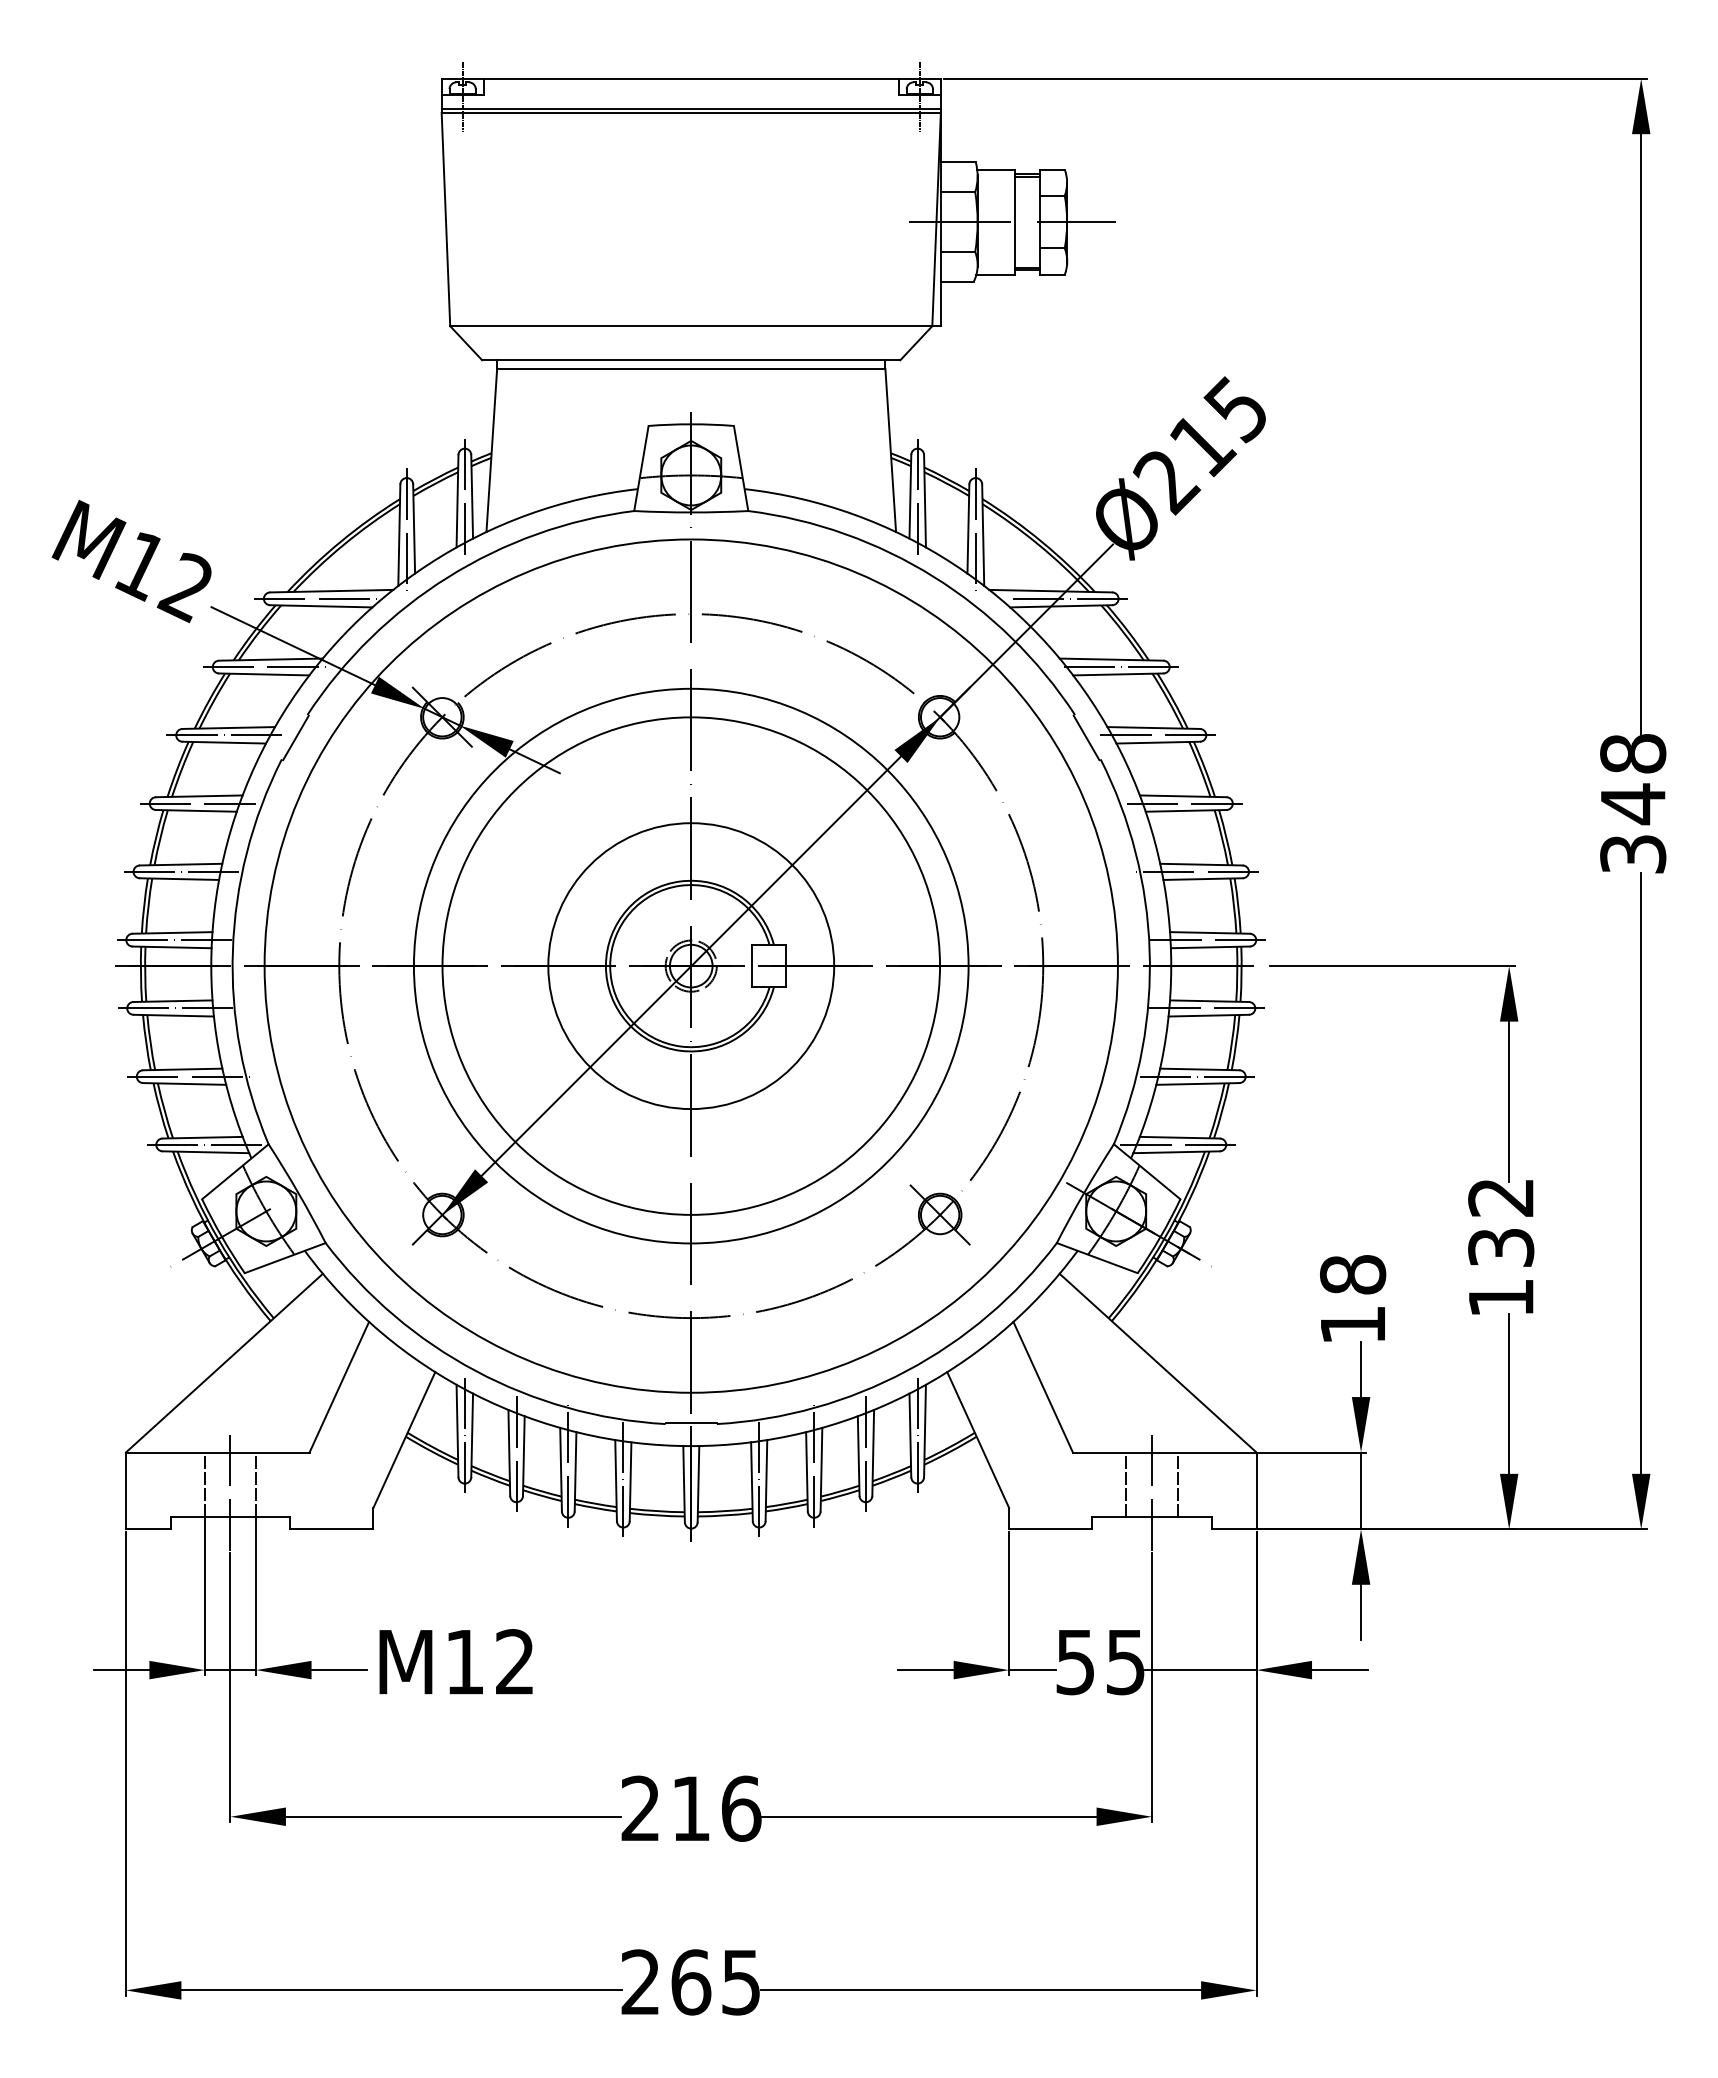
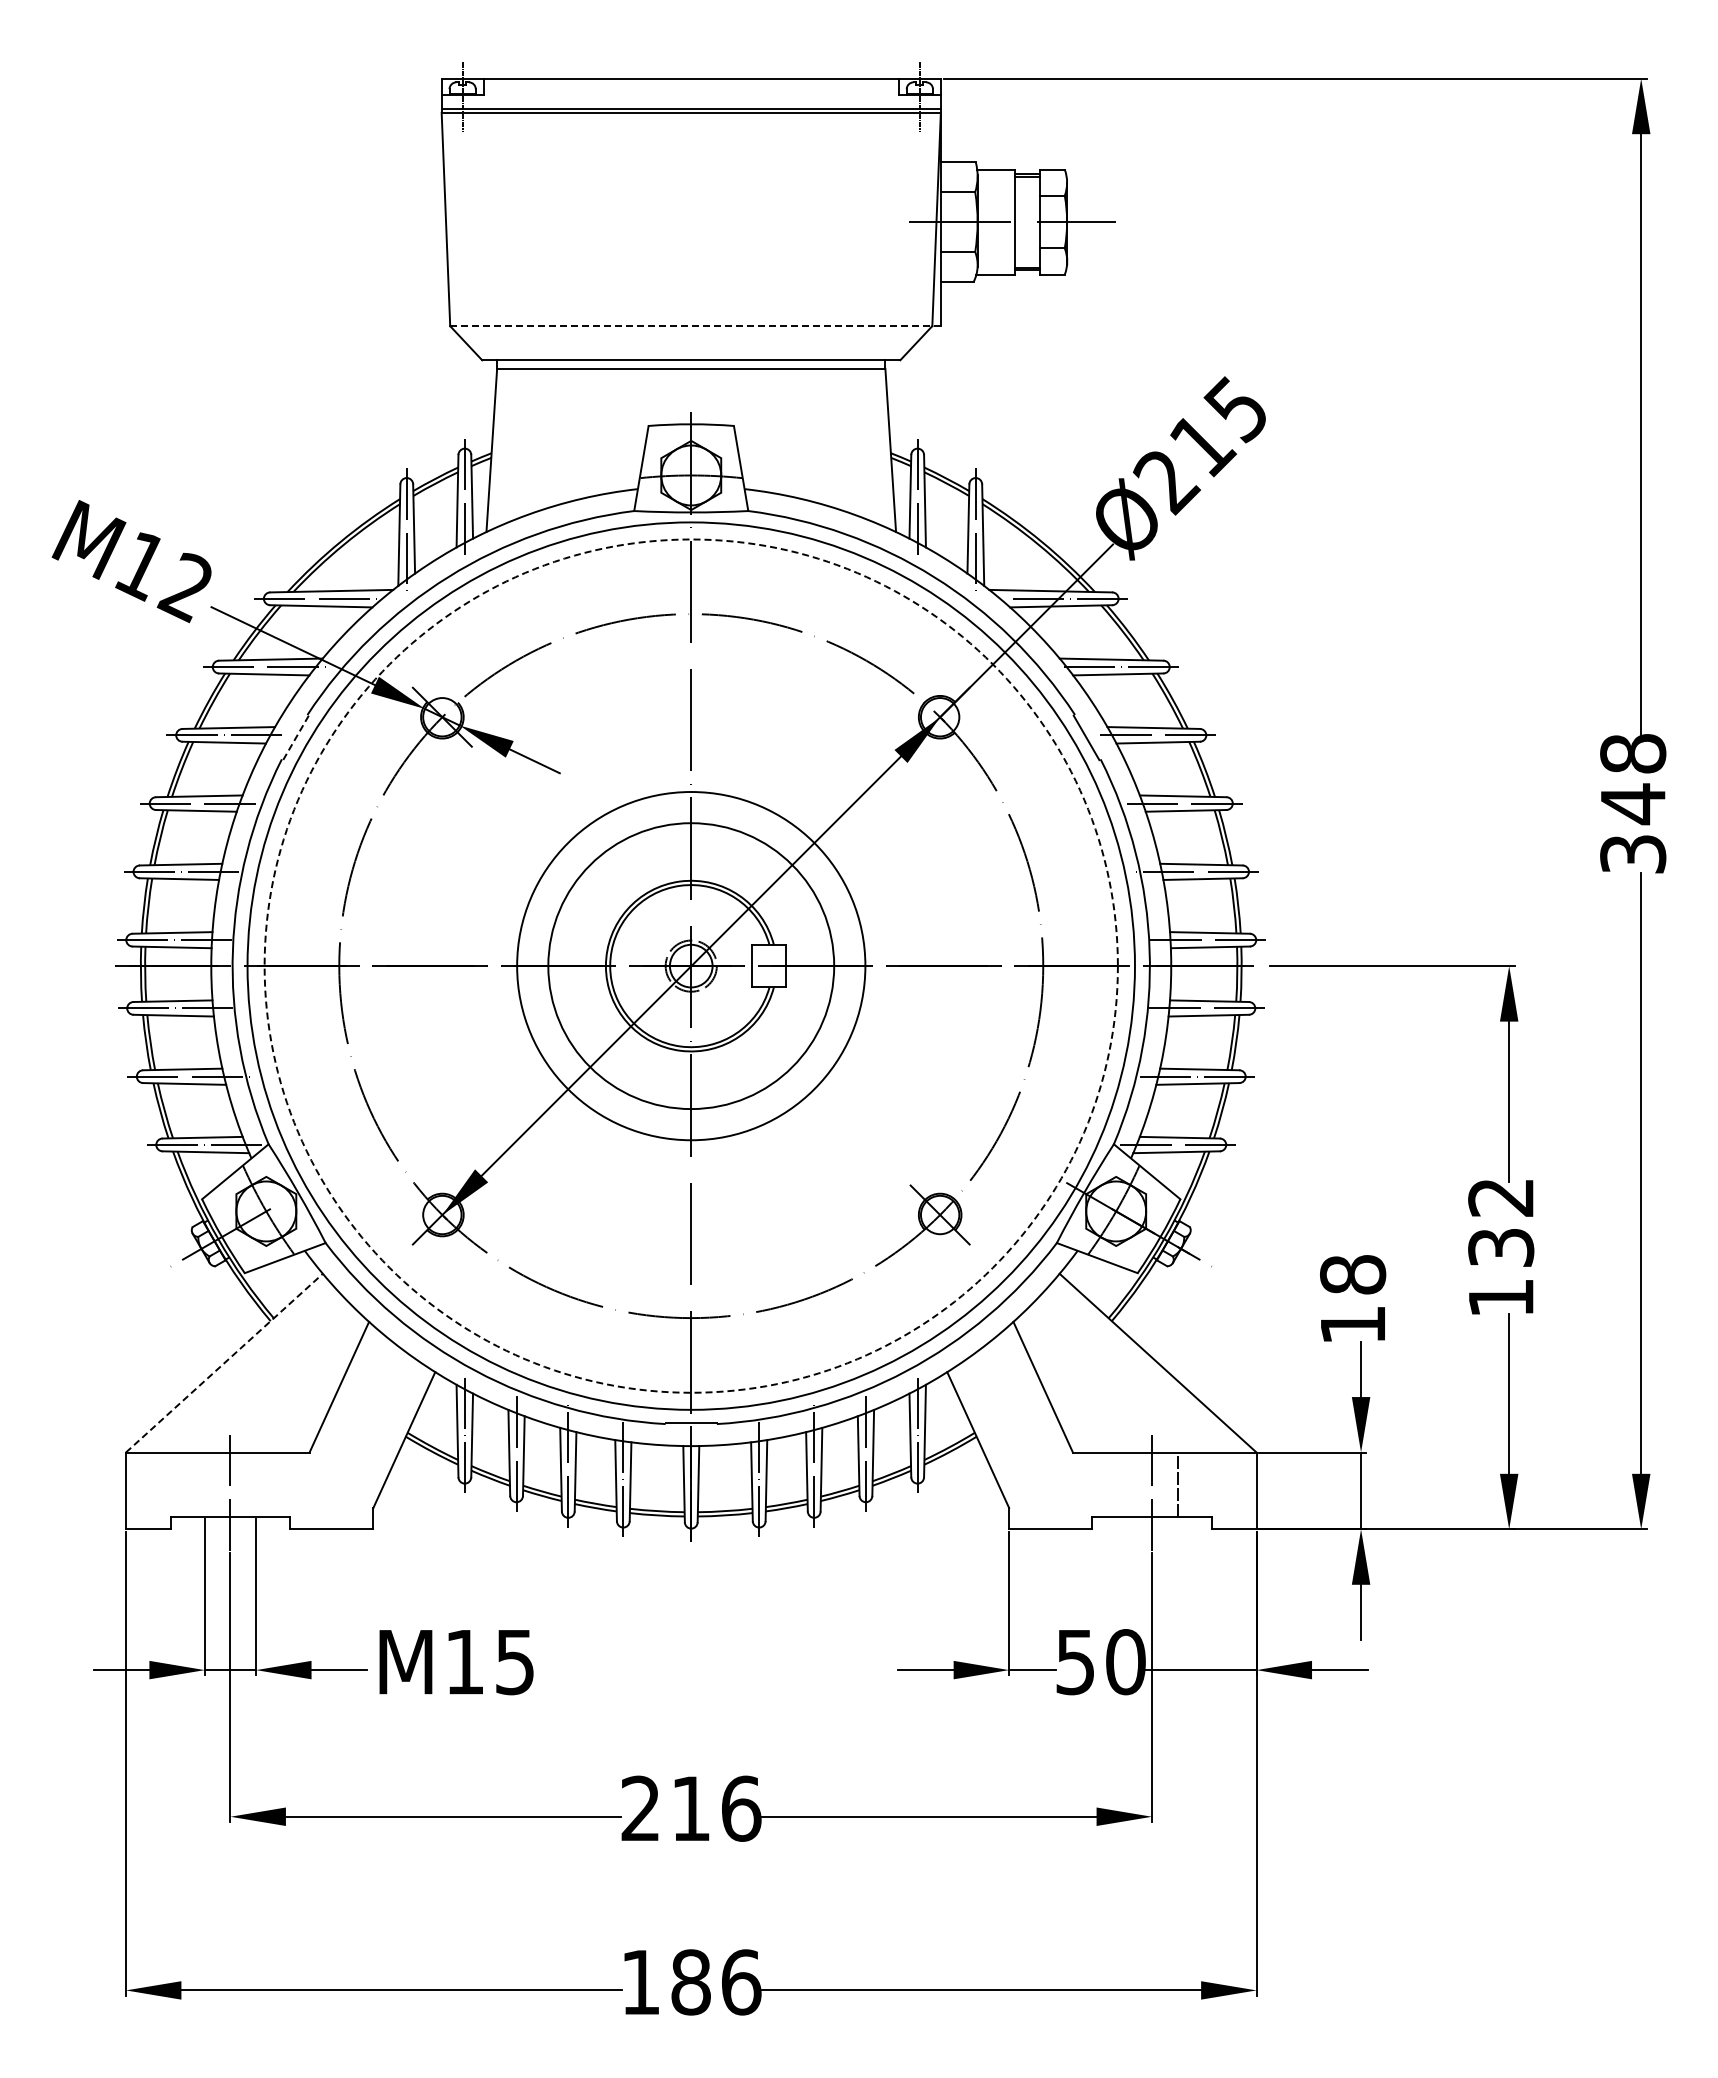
line: solid -> dashed (696, 326)
line: solid -> dashed (295, 737)
circle diameter: 555 px -> 887 px (690, 965)
circle: solid -> dashed (690, 965)
circle diameter: 498 px -> 348 px (691, 966)
line: solid -> dashed (224, 1363)
line: present -> none (204, 1484)
line: present -> none (256, 1484)
line: present -> none (1126, 1484)
text: M12 -> M15 (514, 1662)
text: 55 -> 50 (1125, 1662)
text: 265 -> 186 (691, 1982)
